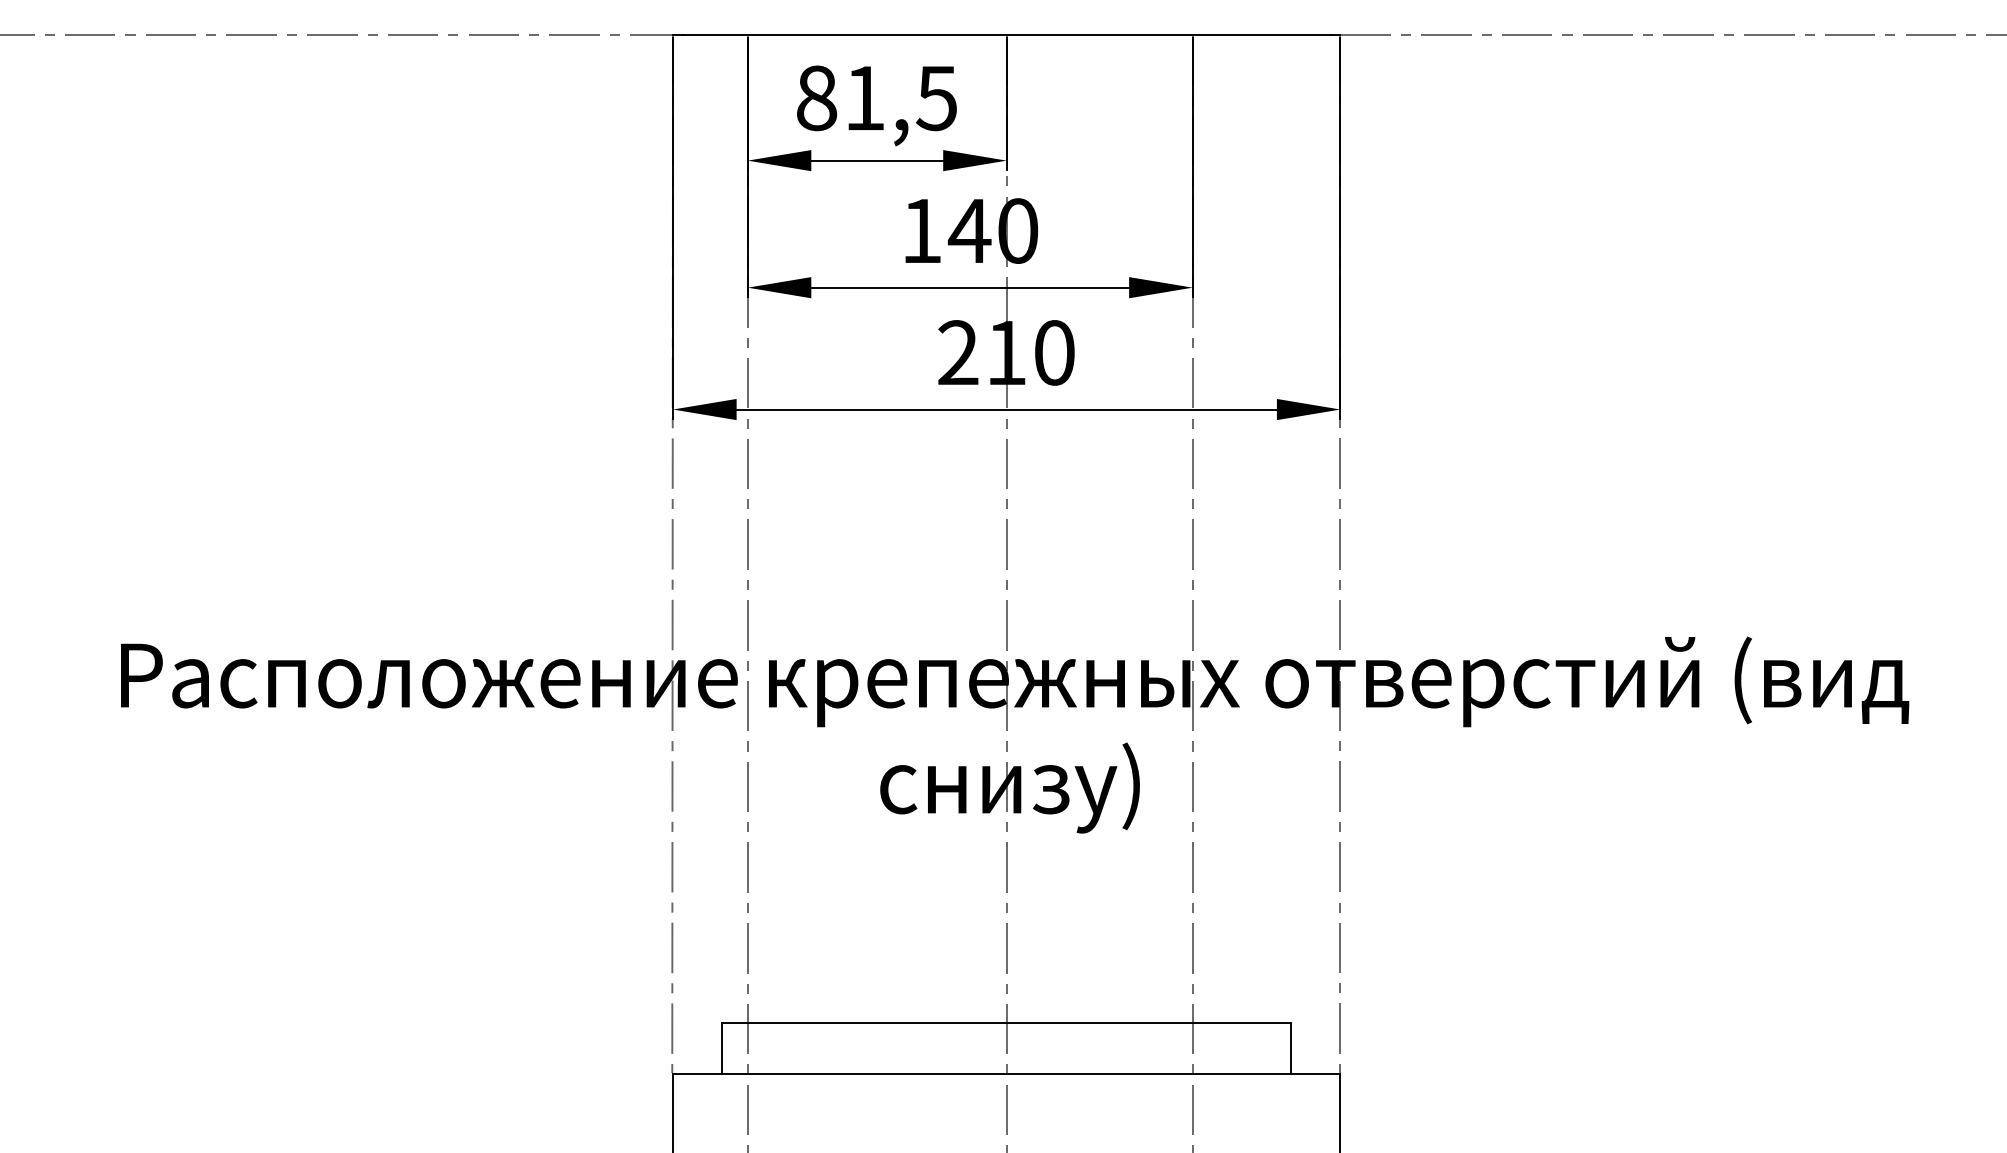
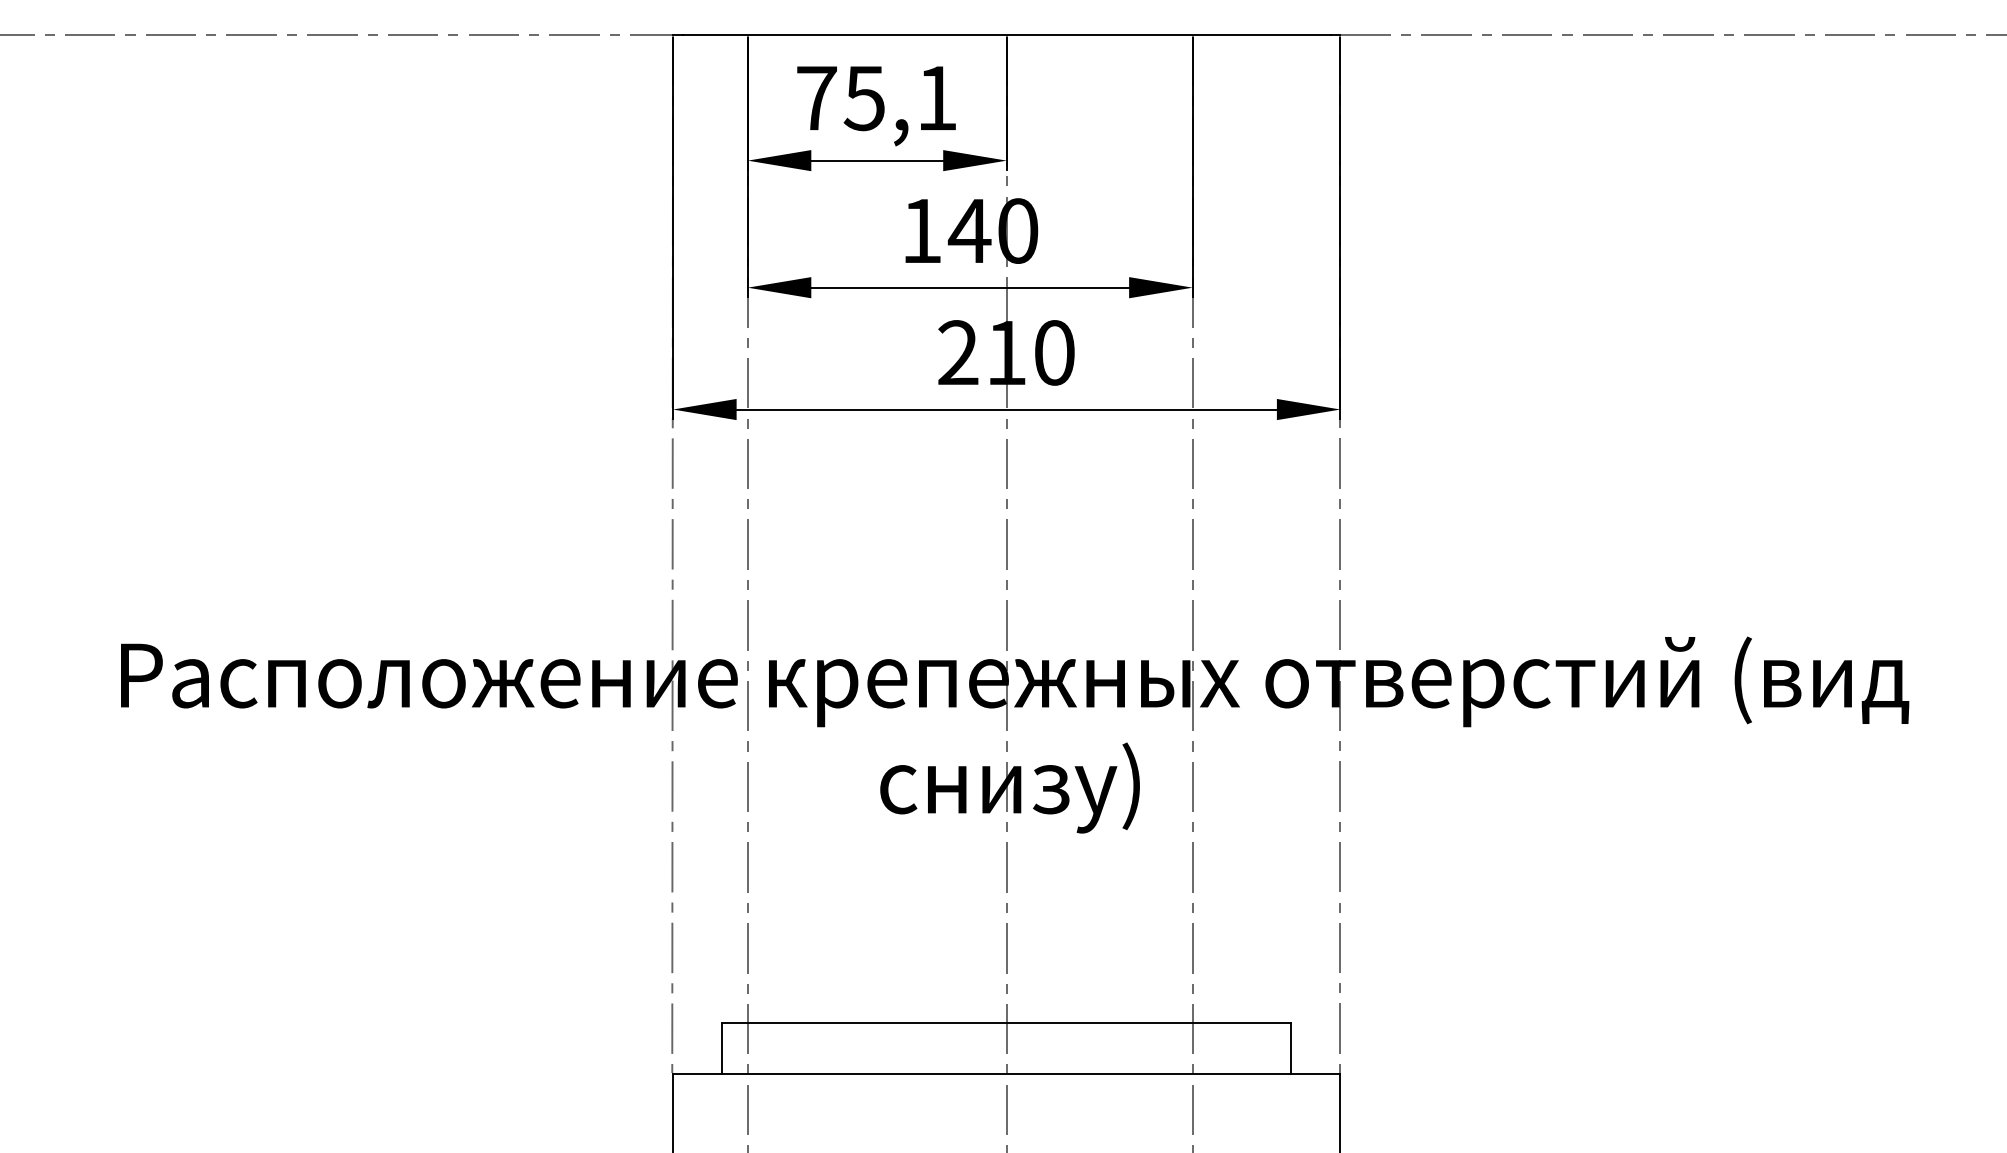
text: 81,5 -> 75,1 (876, 98)
